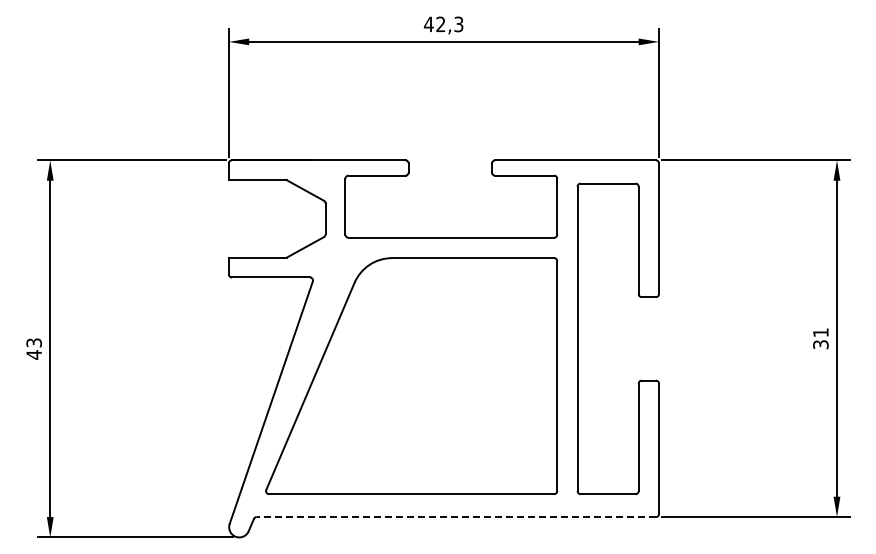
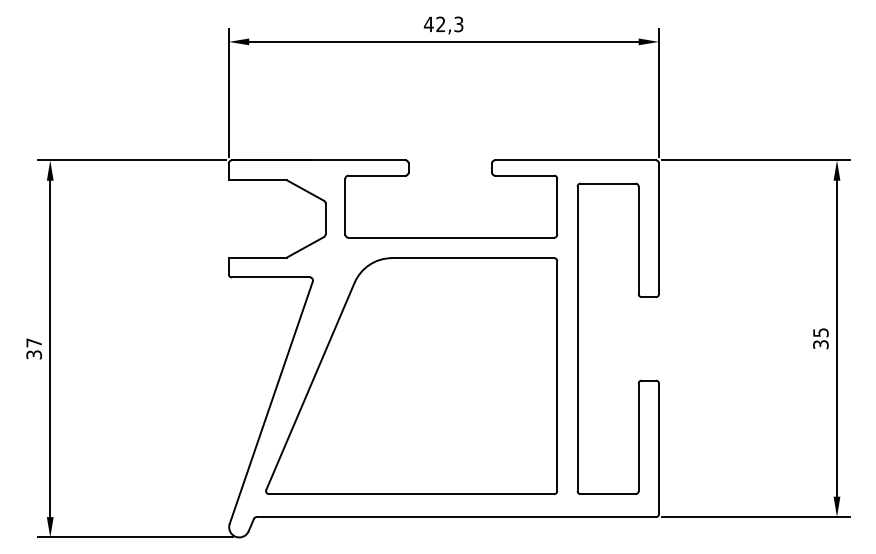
text: 31 -> 35 (820, 332)
text: 43 -> 37 (34, 348)
line: dashed -> solid (456, 517)
